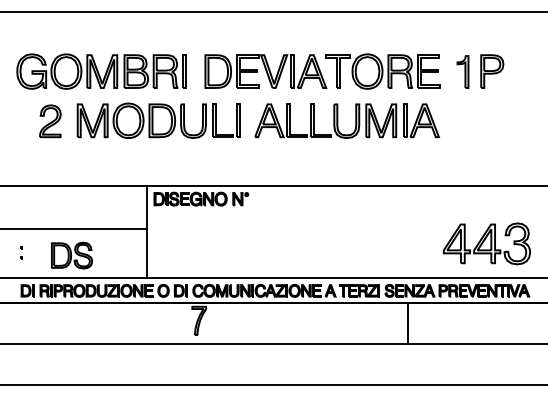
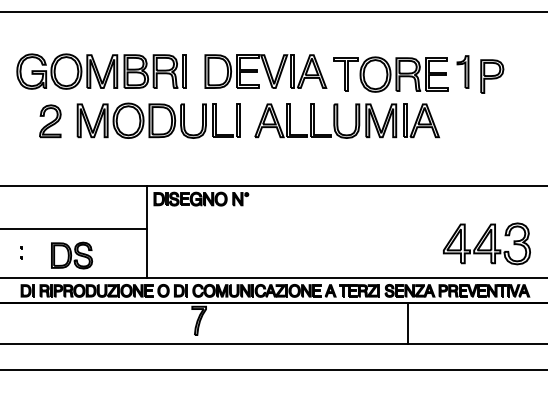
part position: (382, 71) -> (390, 74) (390, 74)
part position: (492, 71) -> (492, 76) (492, 76)
line position: (273, 385) -> (273, 370) (273, 370)
